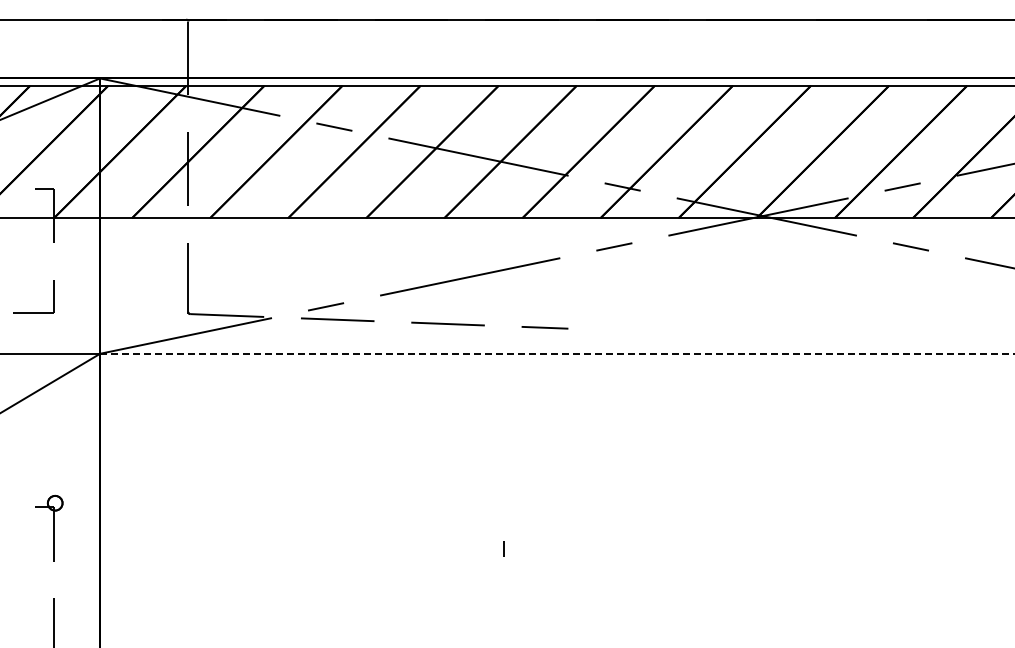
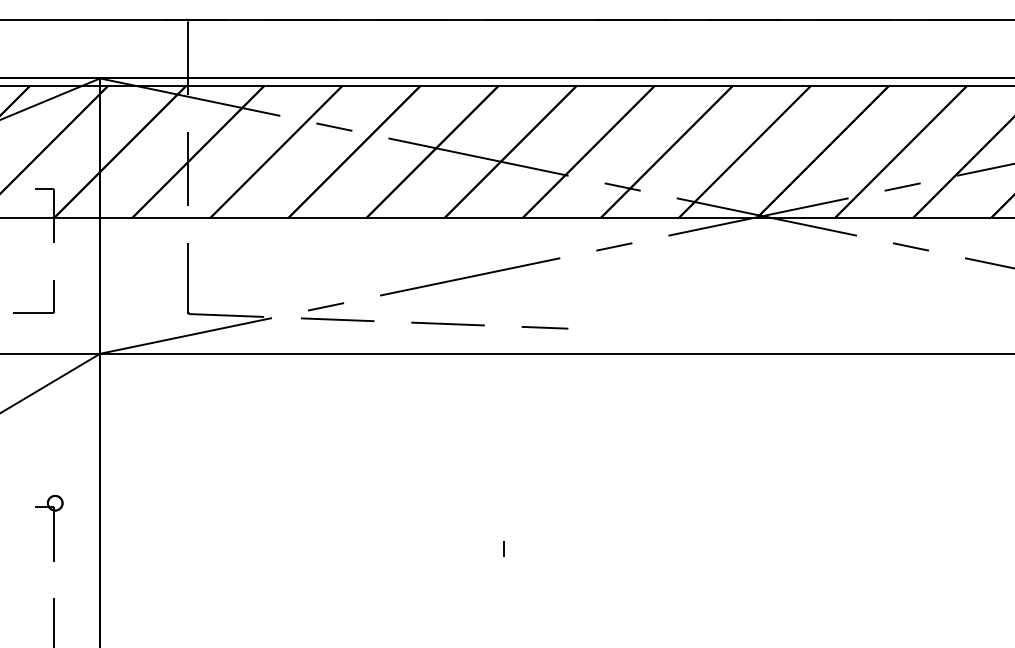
line: dashed -> solid (557, 353)
